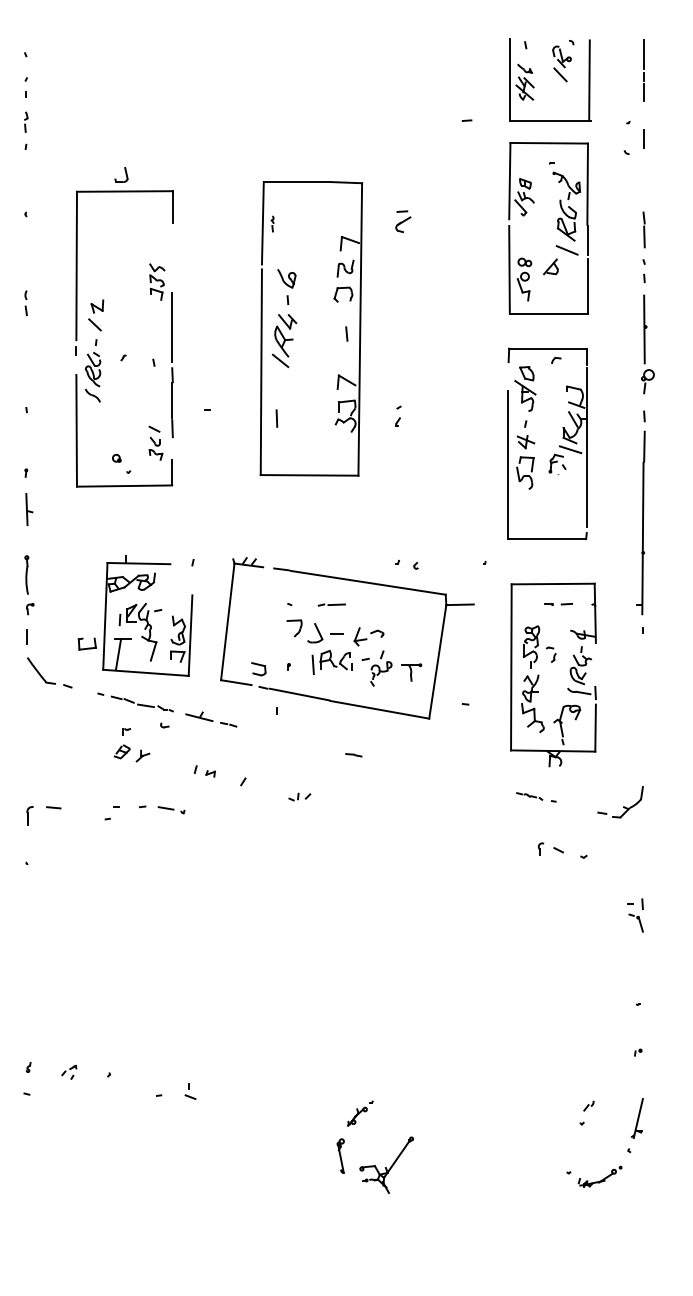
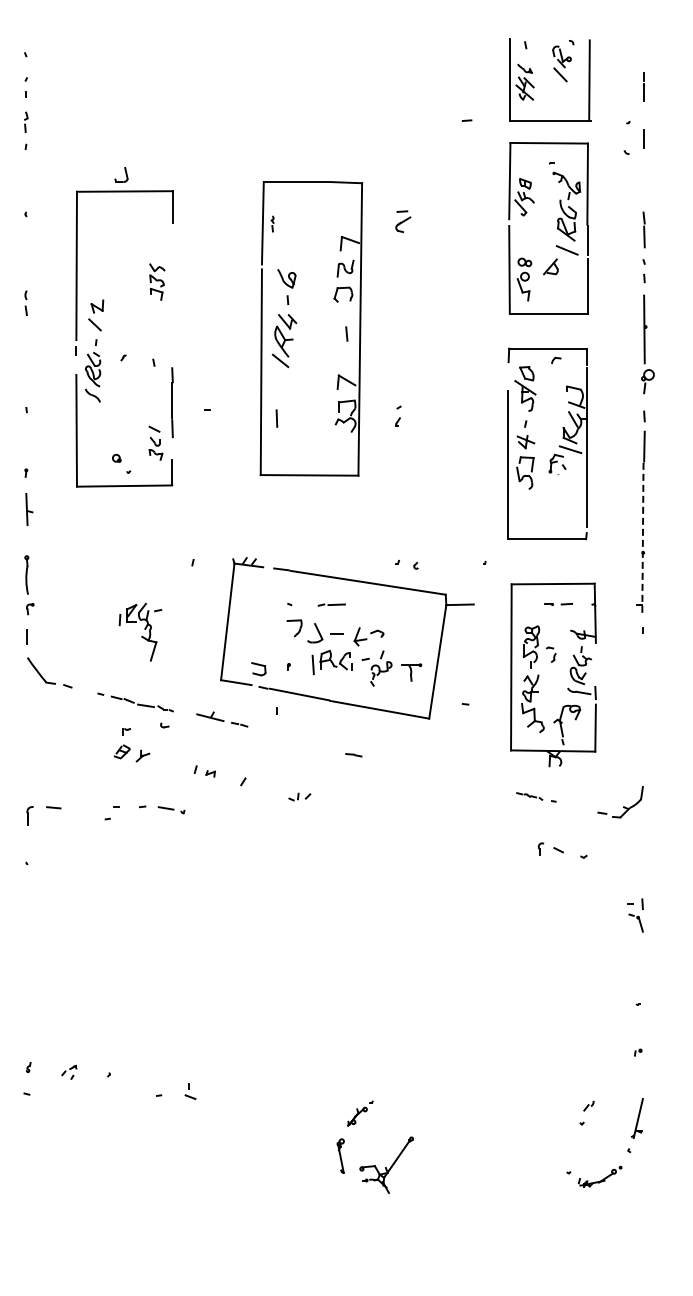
line: present -> none (644, 54)
line: present -> none (172, 327)
line: solid -> dashed (642, 538)
part: present -> none (131, 638)
part position: (211, 719) -> (222, 719) (222, 719)
